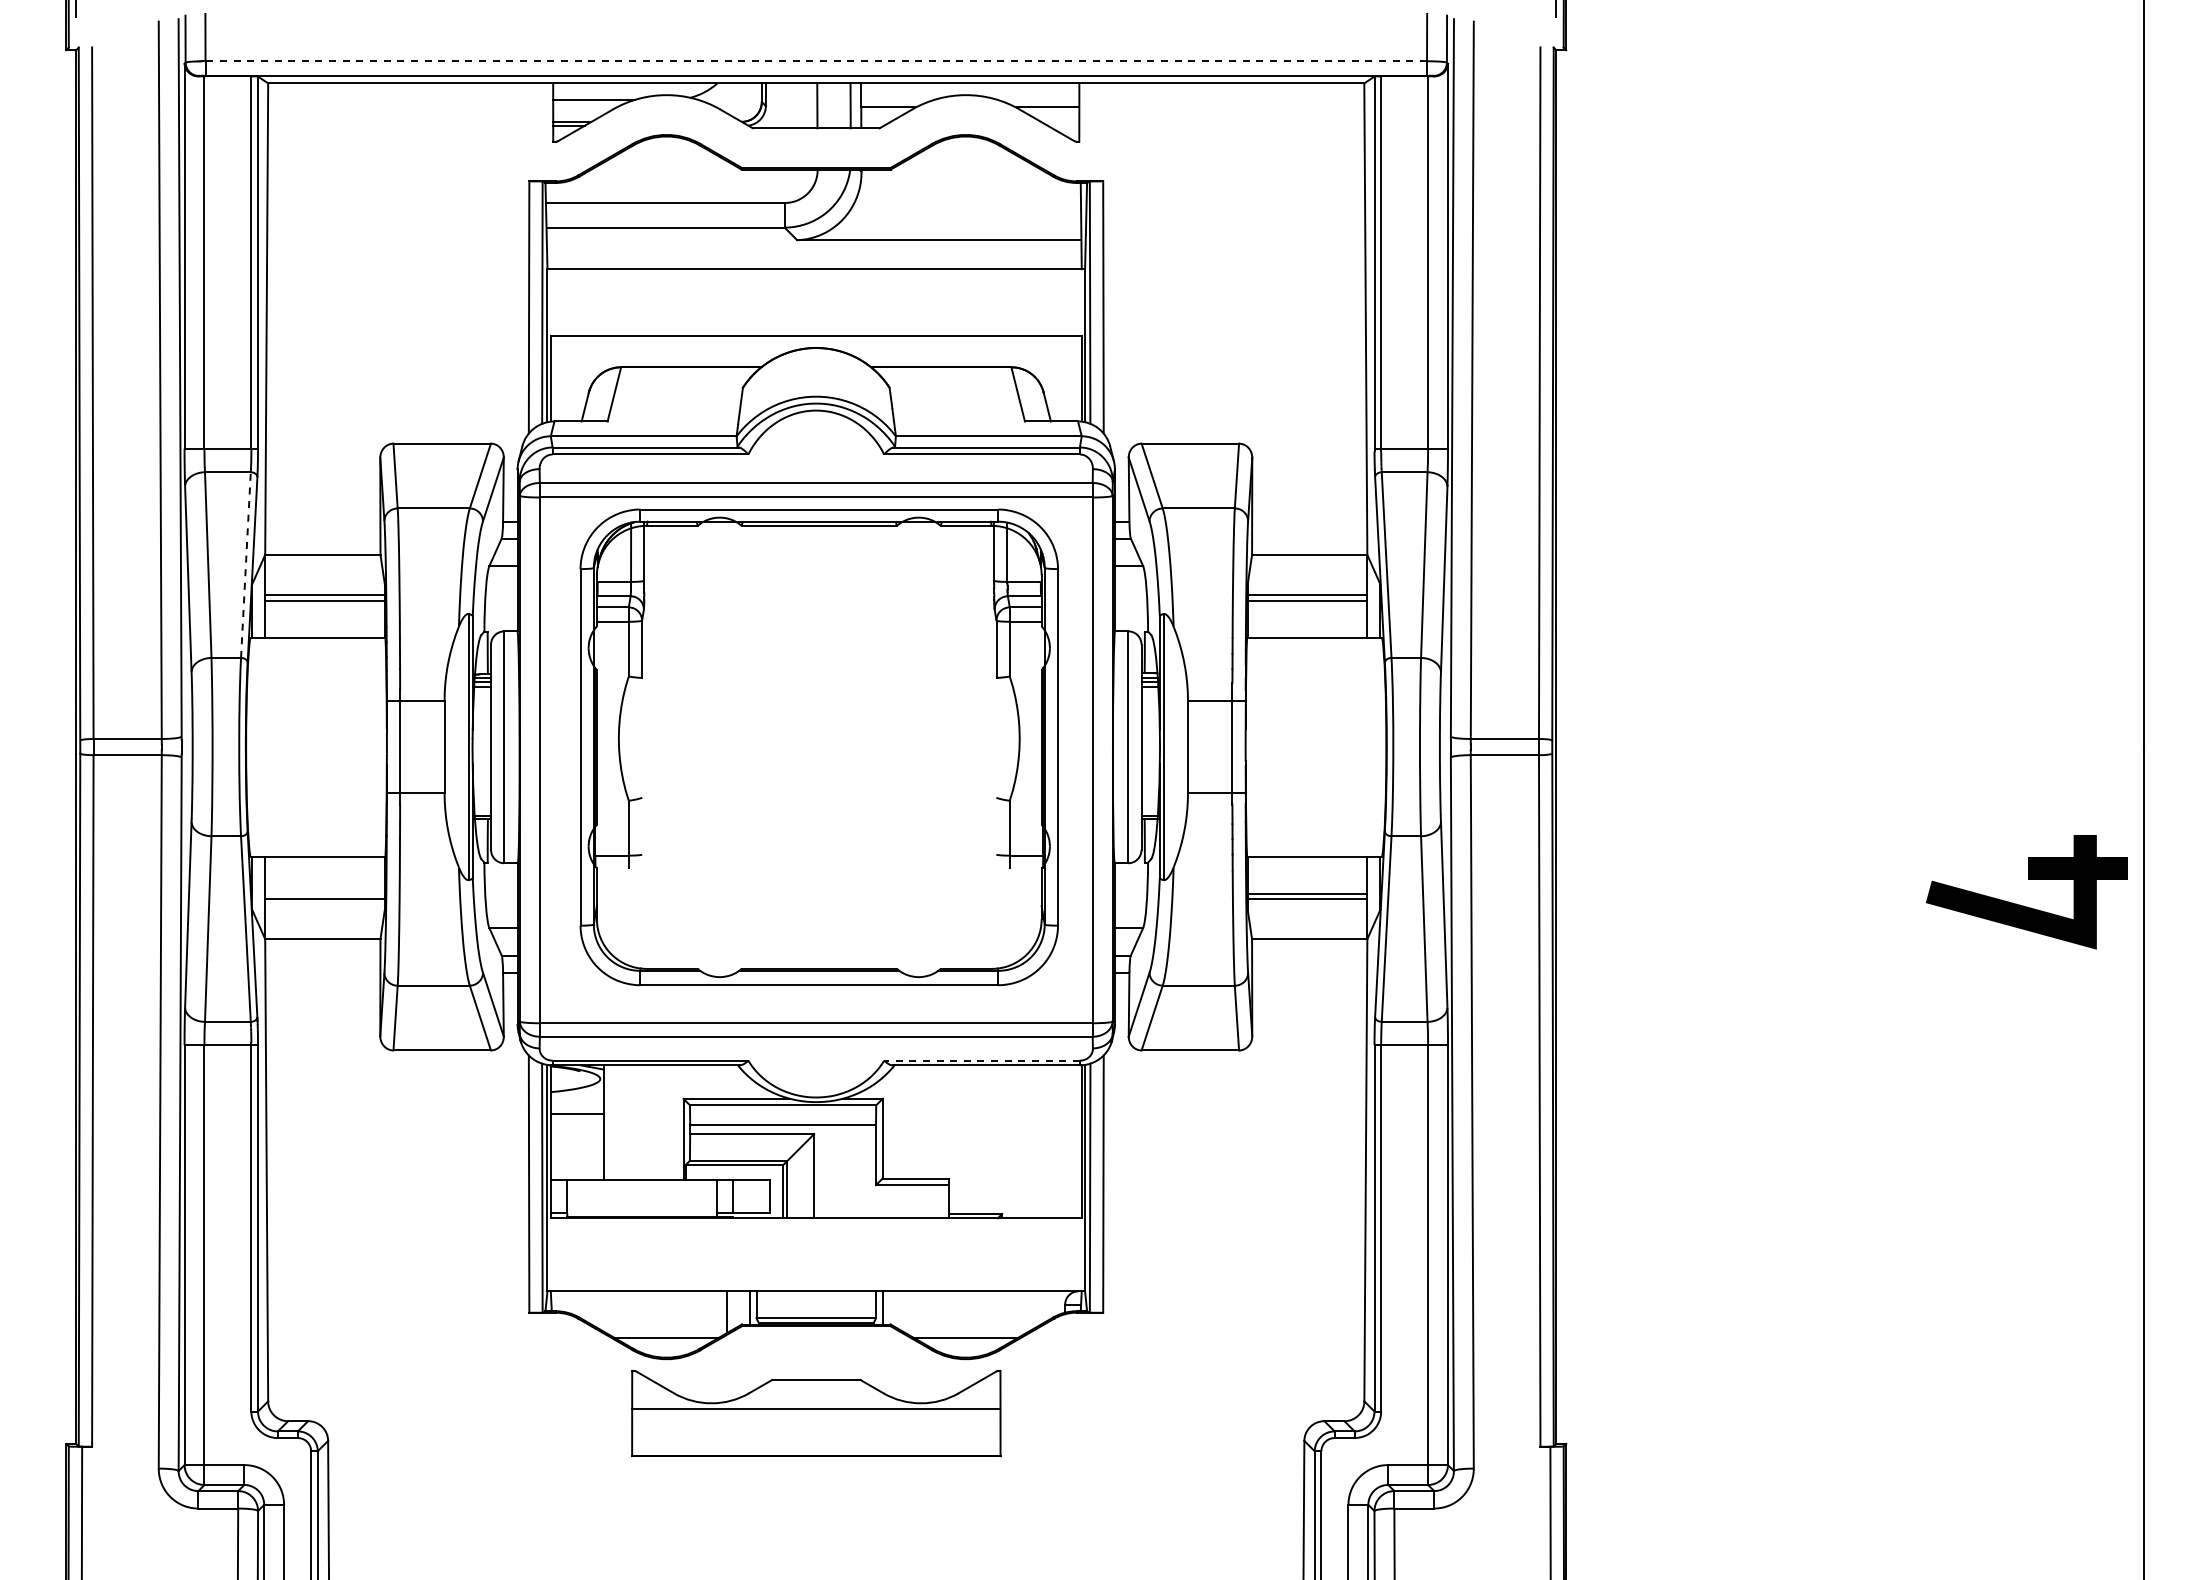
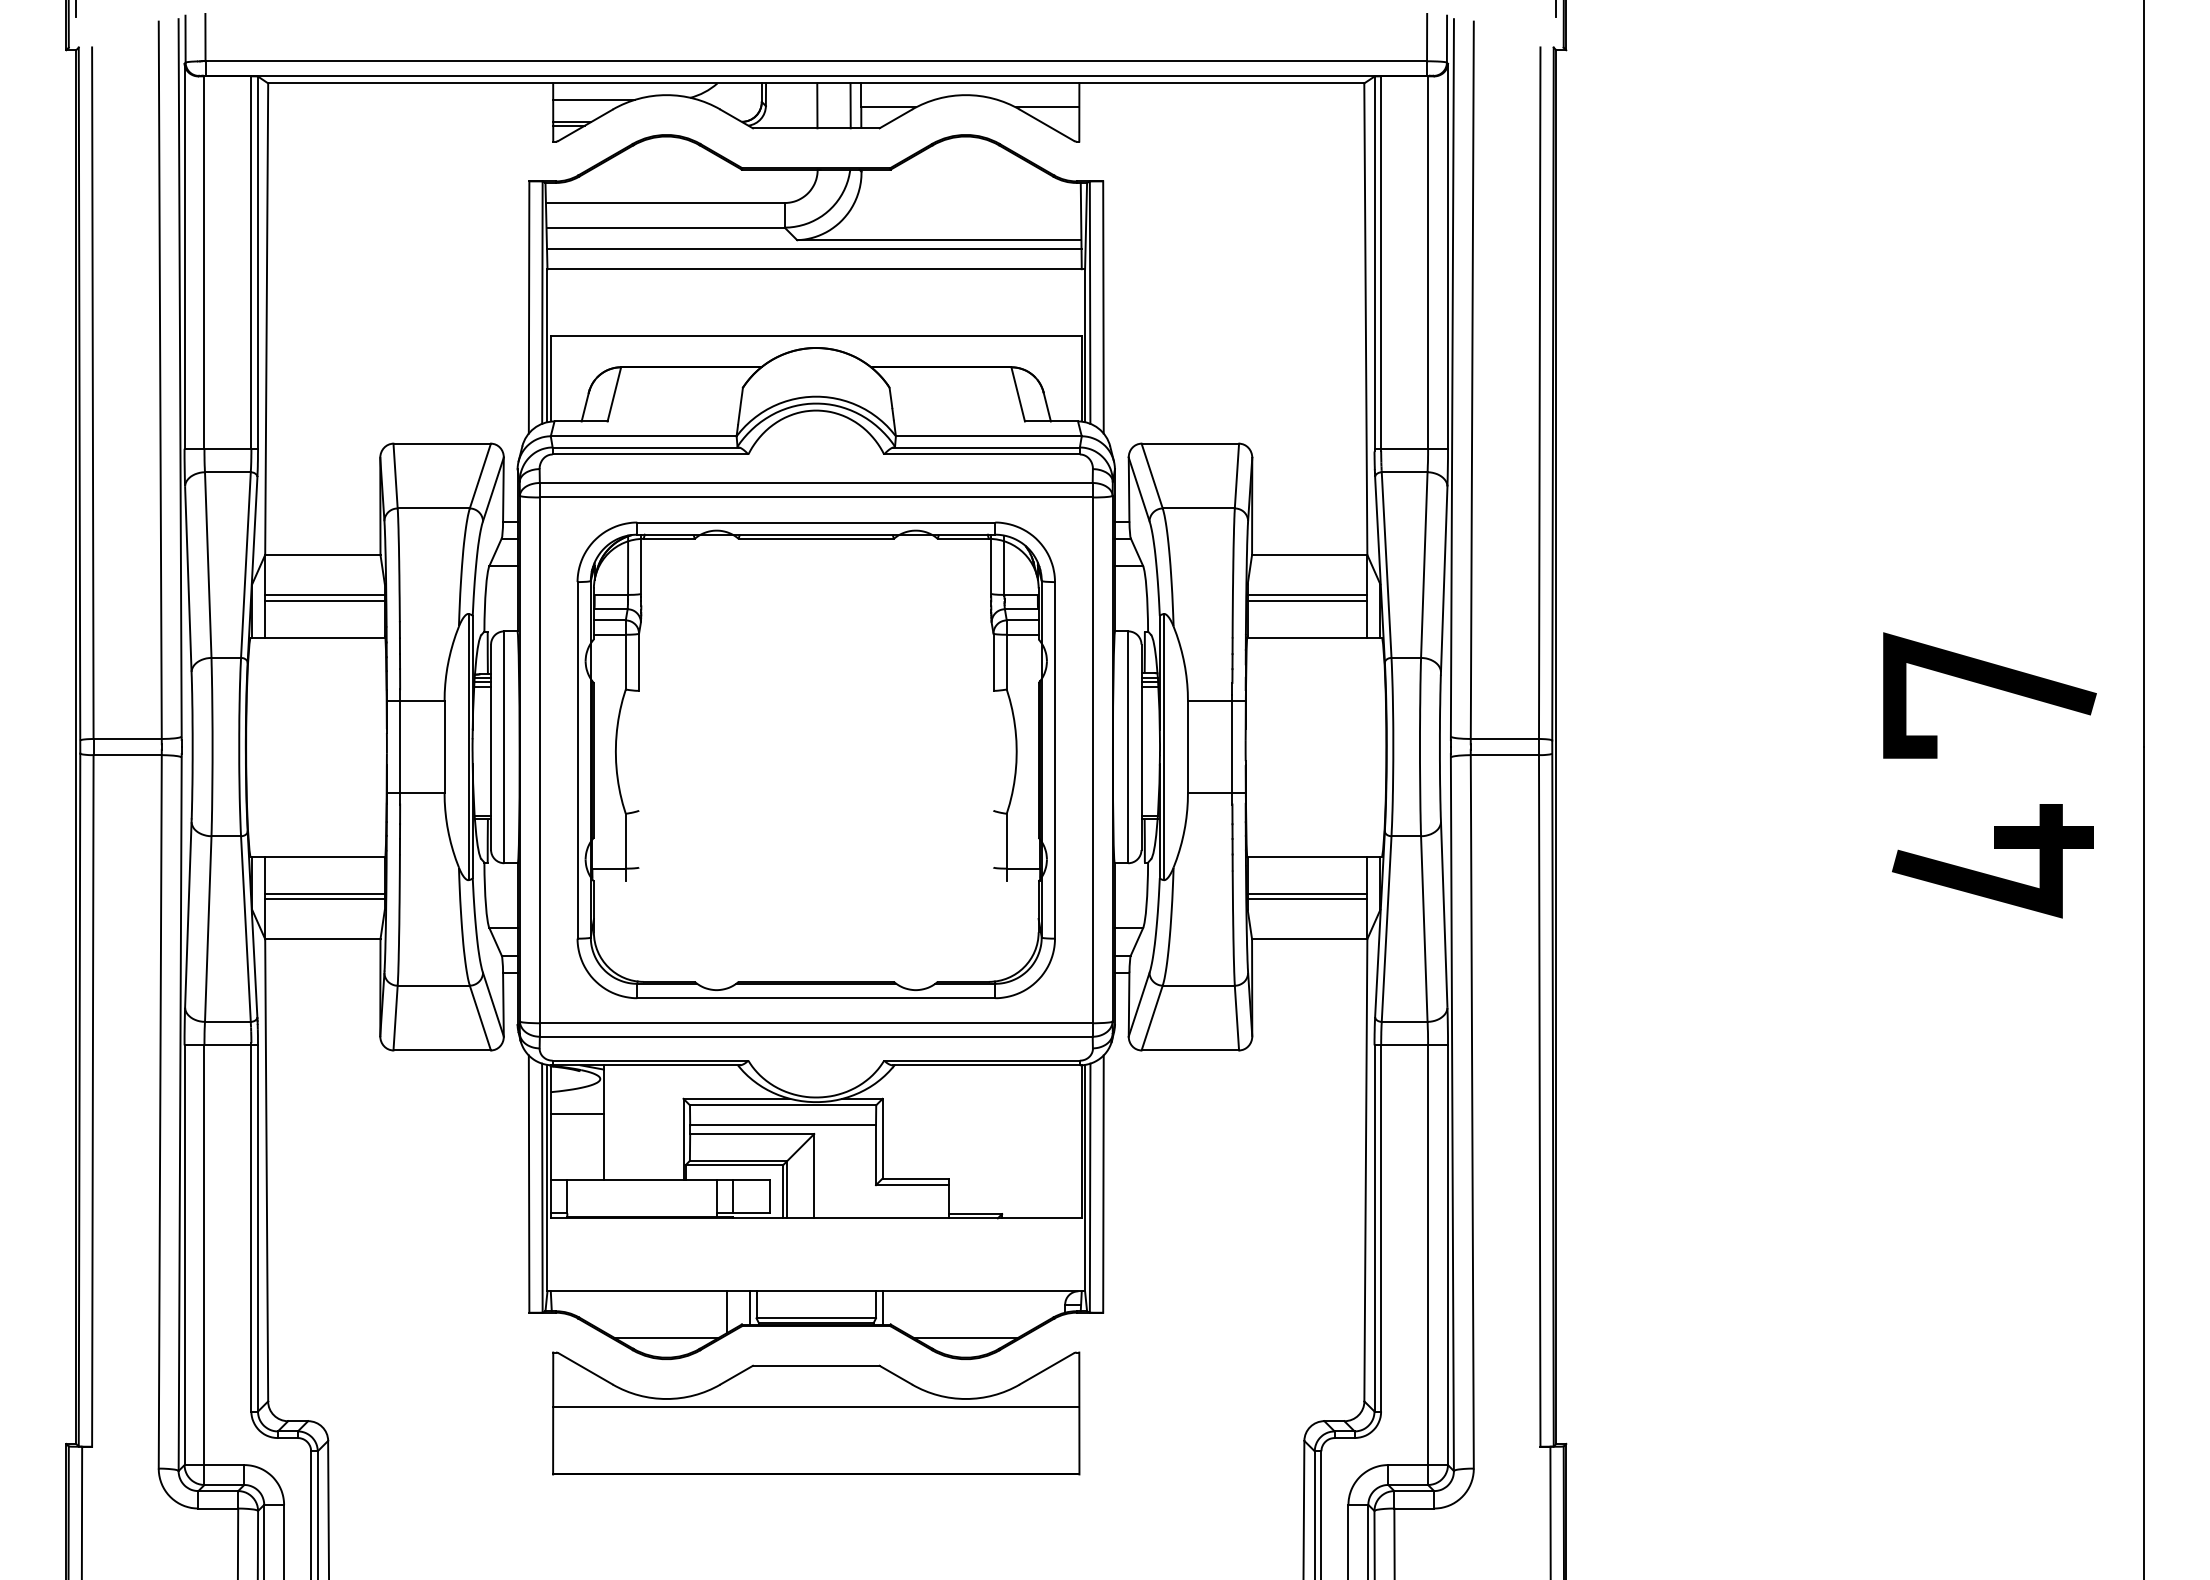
line: dashed -> solid (815, 61)
line: none -> present (814, 248)
line: dashed -> solid (245, 565)
line: none -> present (1991, 687)
part position: (818, 747) -> (815, 760) (815, 760)
part position: (2028, 879) -> (1994, 848) (1994, 848)
line: none -> present (324, 893)
line: dashed -> solid (982, 1060)
part size: 371x89 px -> 529x125 px (816, 1413)
